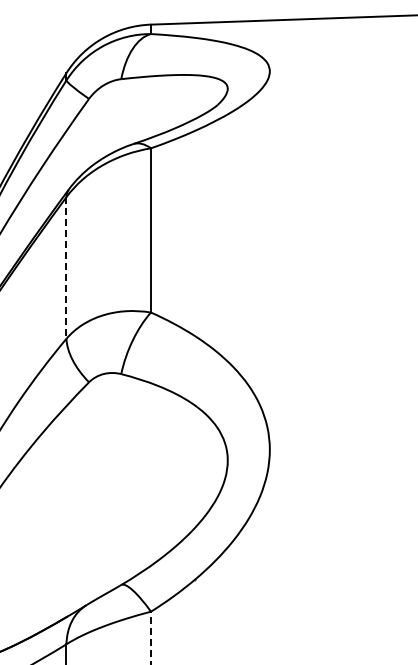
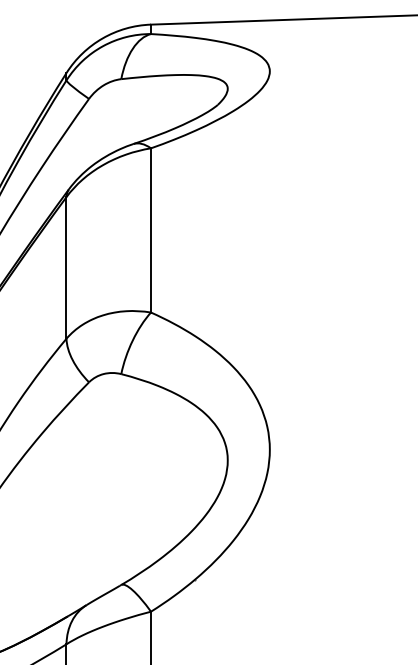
line: dashed -> solid (66, 267)
line: dashed -> solid (151, 637)
